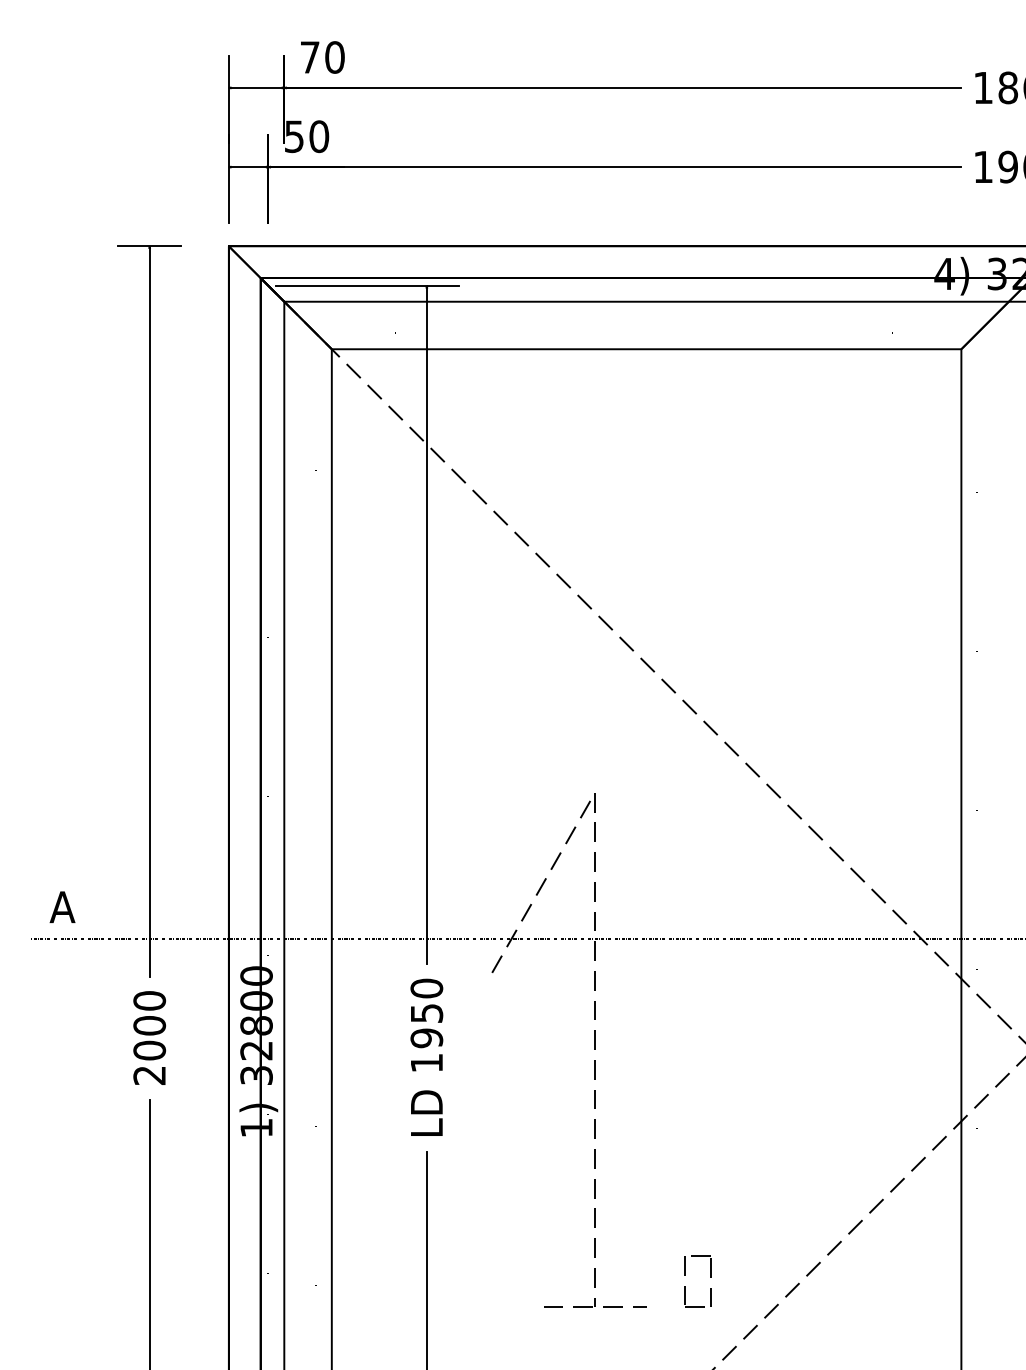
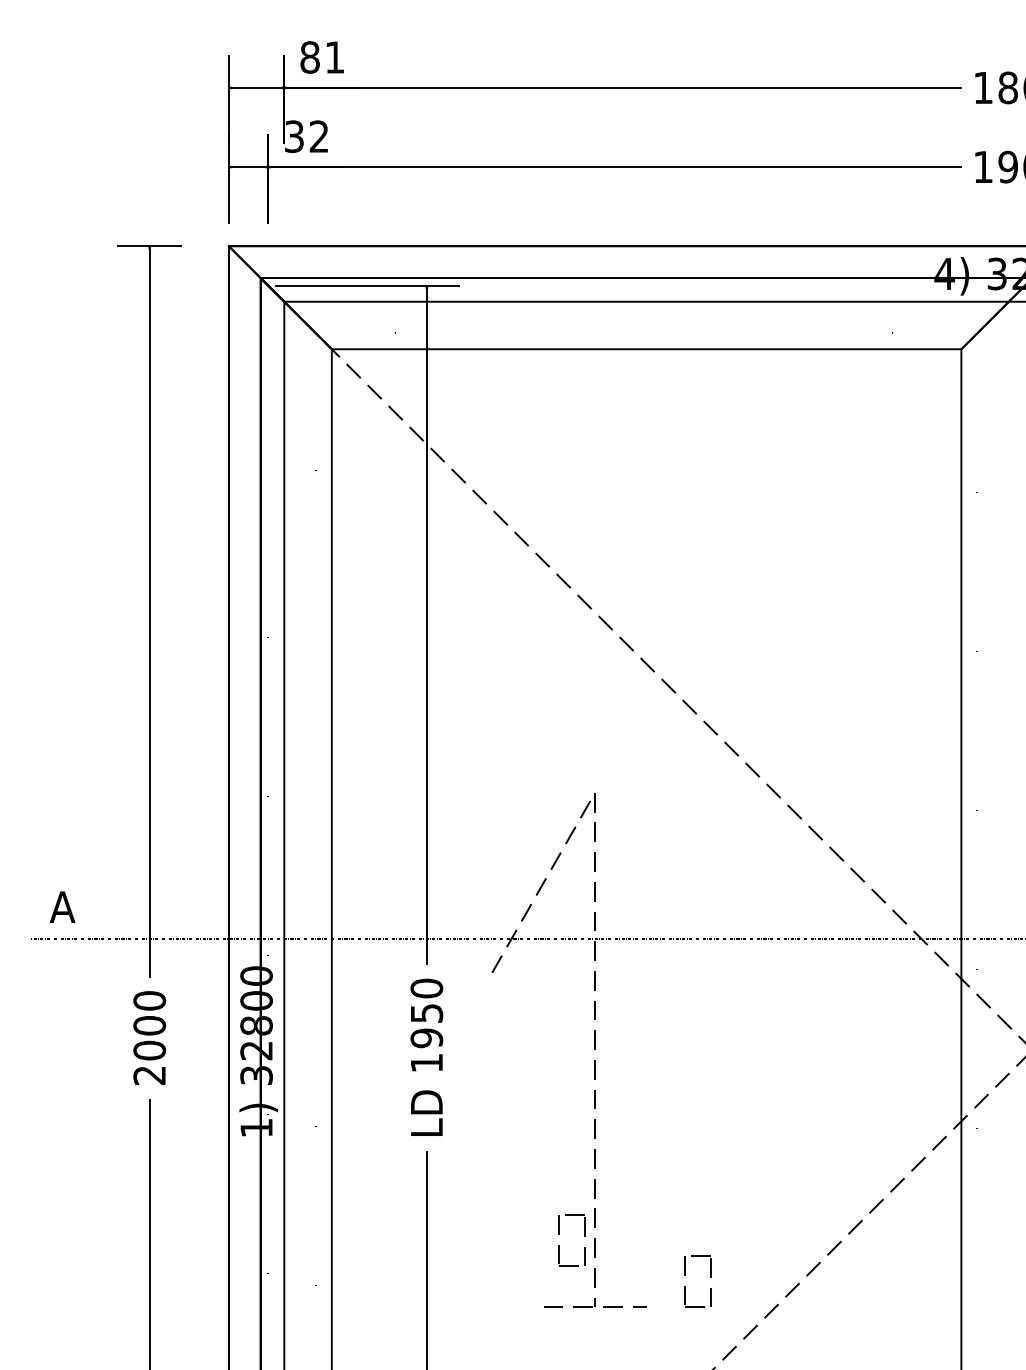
text: 70 -> 81 (322, 57)
text: 50 -> 32 (307, 136)
part: none -> present (559, 1245)
